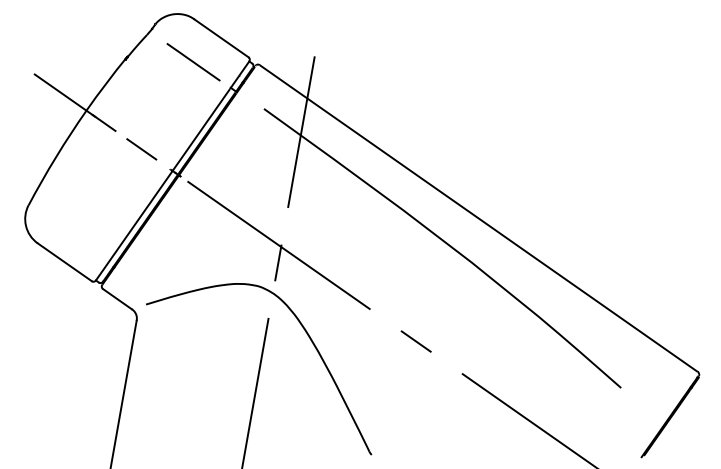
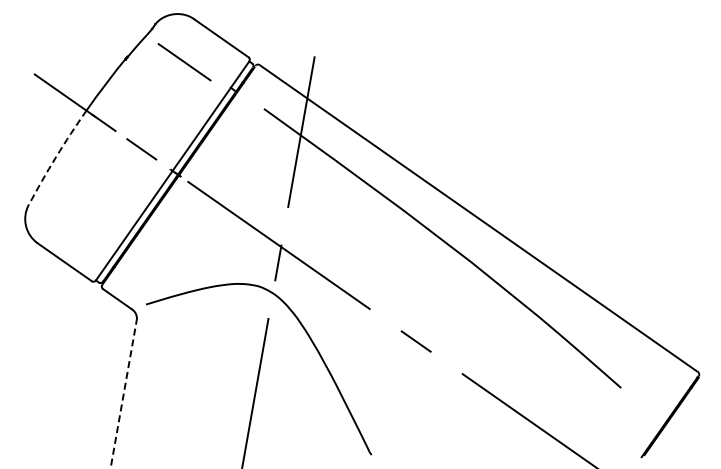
line position: (193, 62) -> (184, 62) (184, 62)
arc: solid -> dashed (56, 157)
line: solid -> dashed (123, 394)
